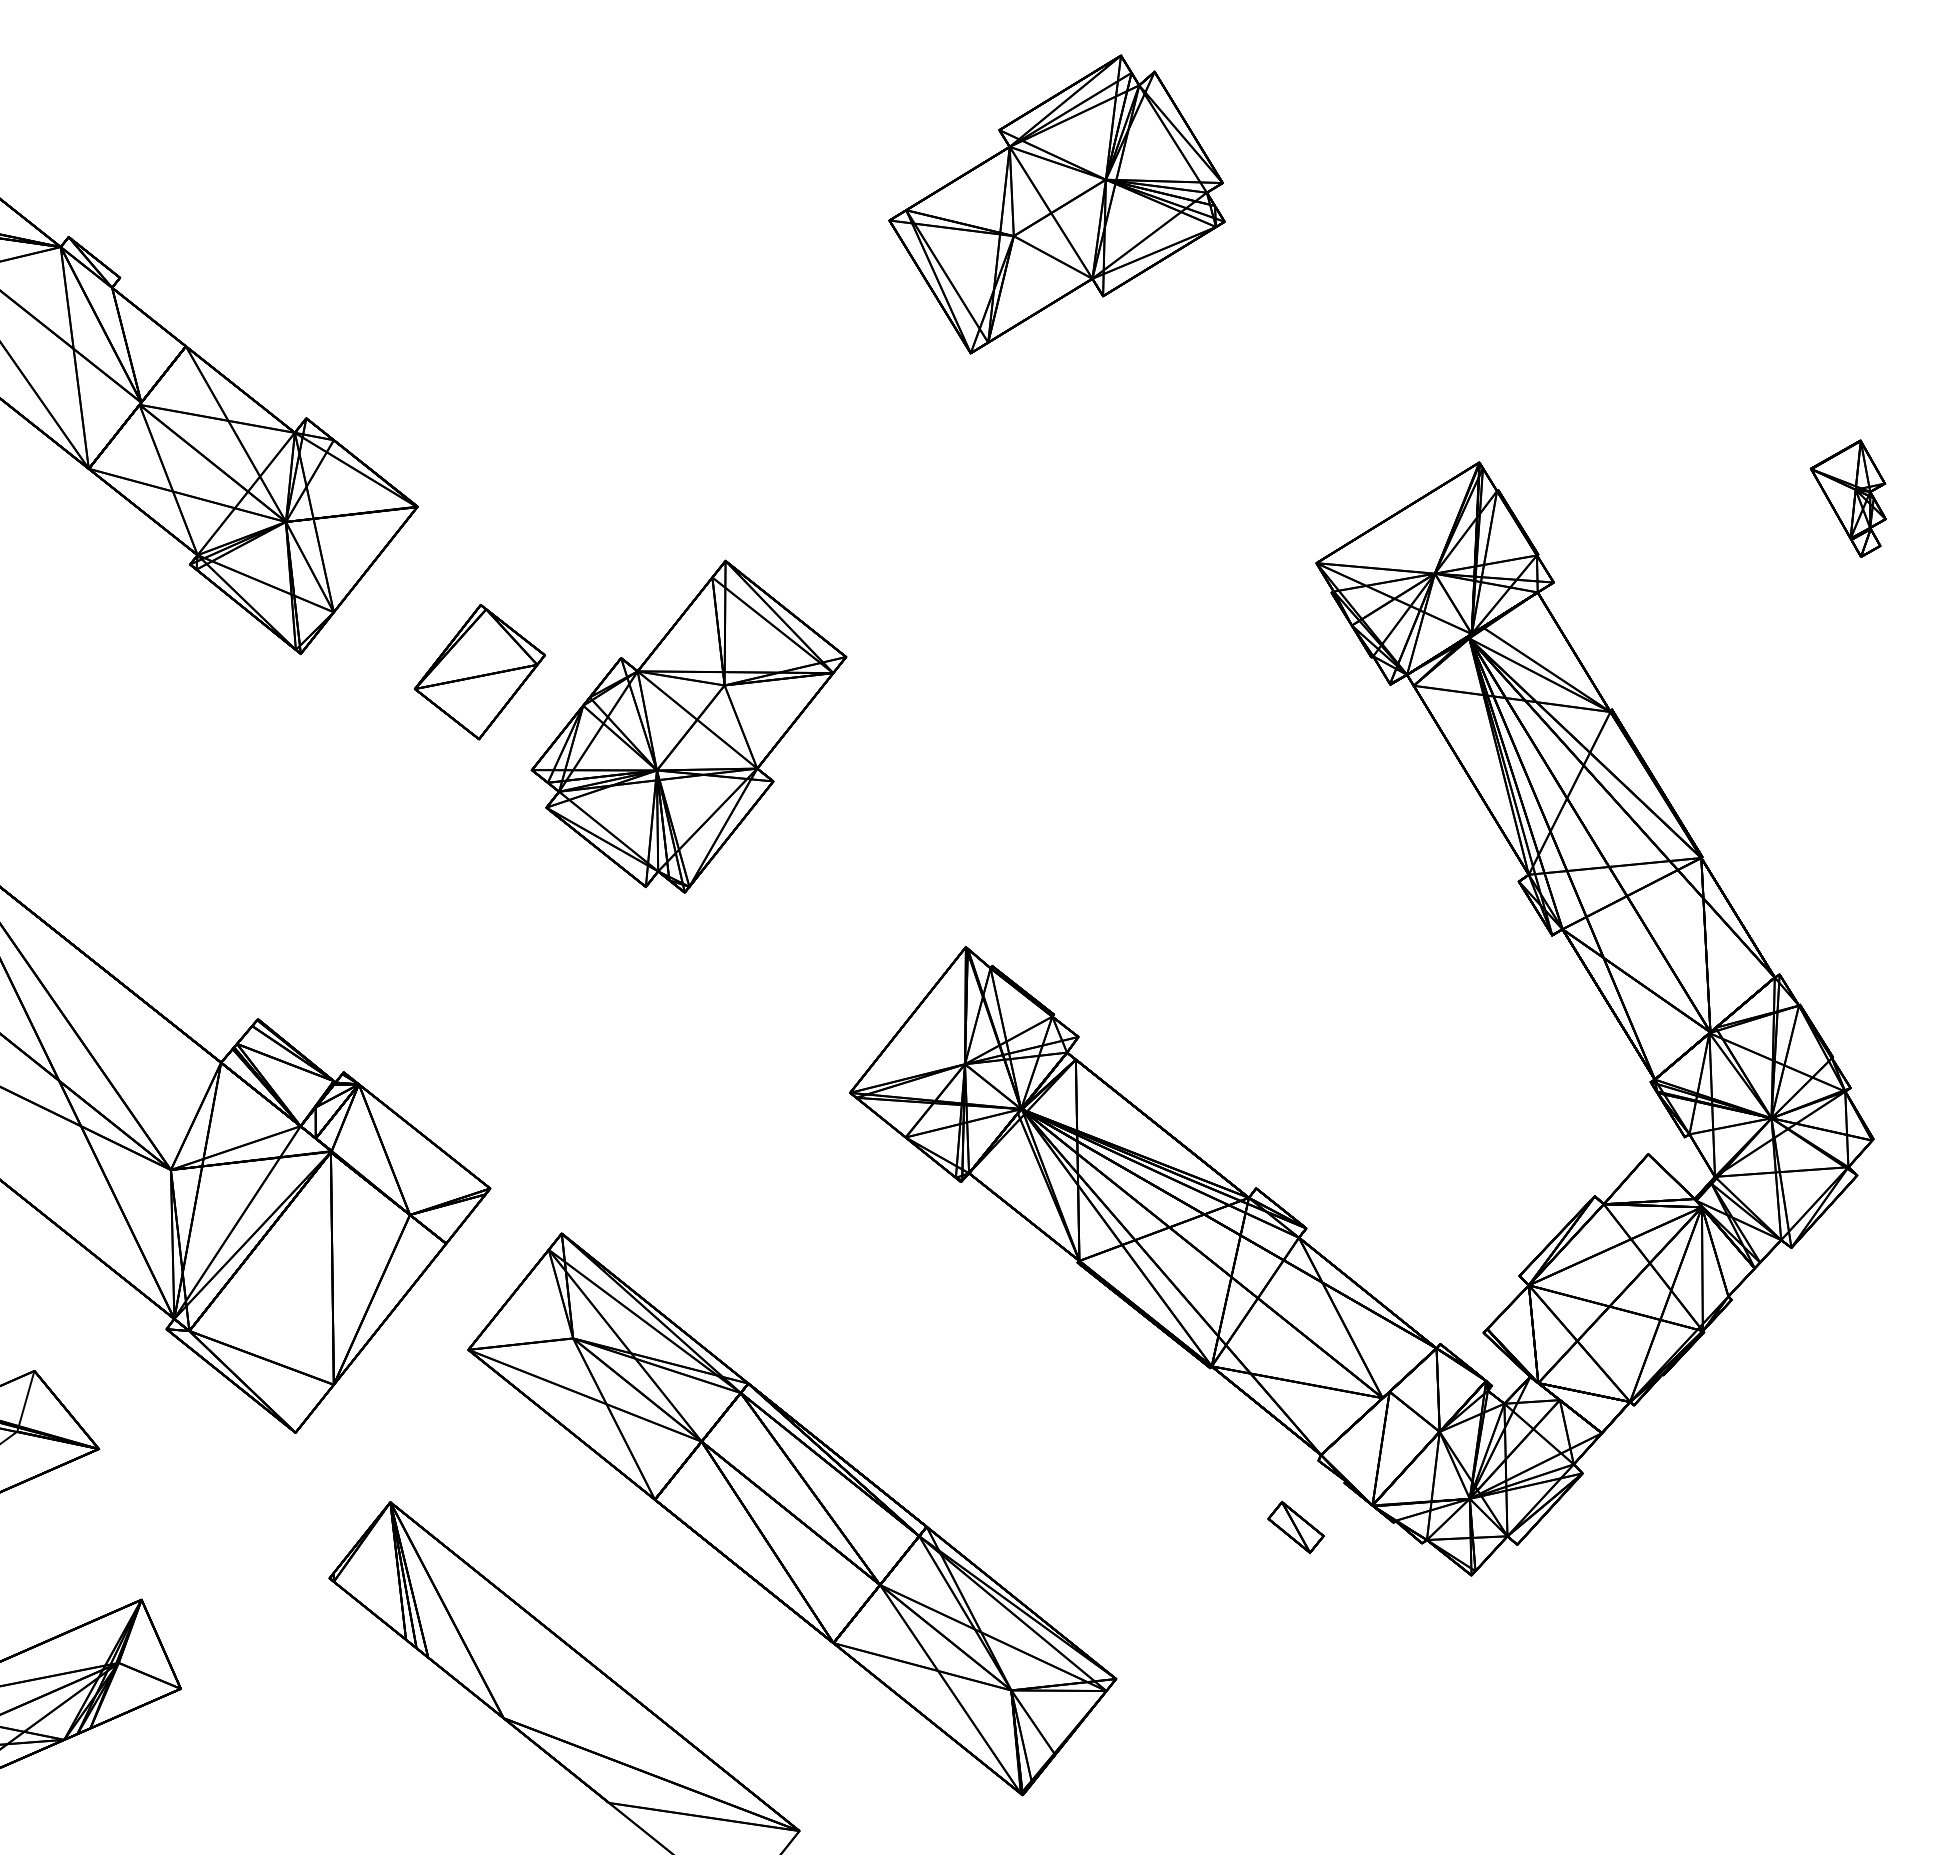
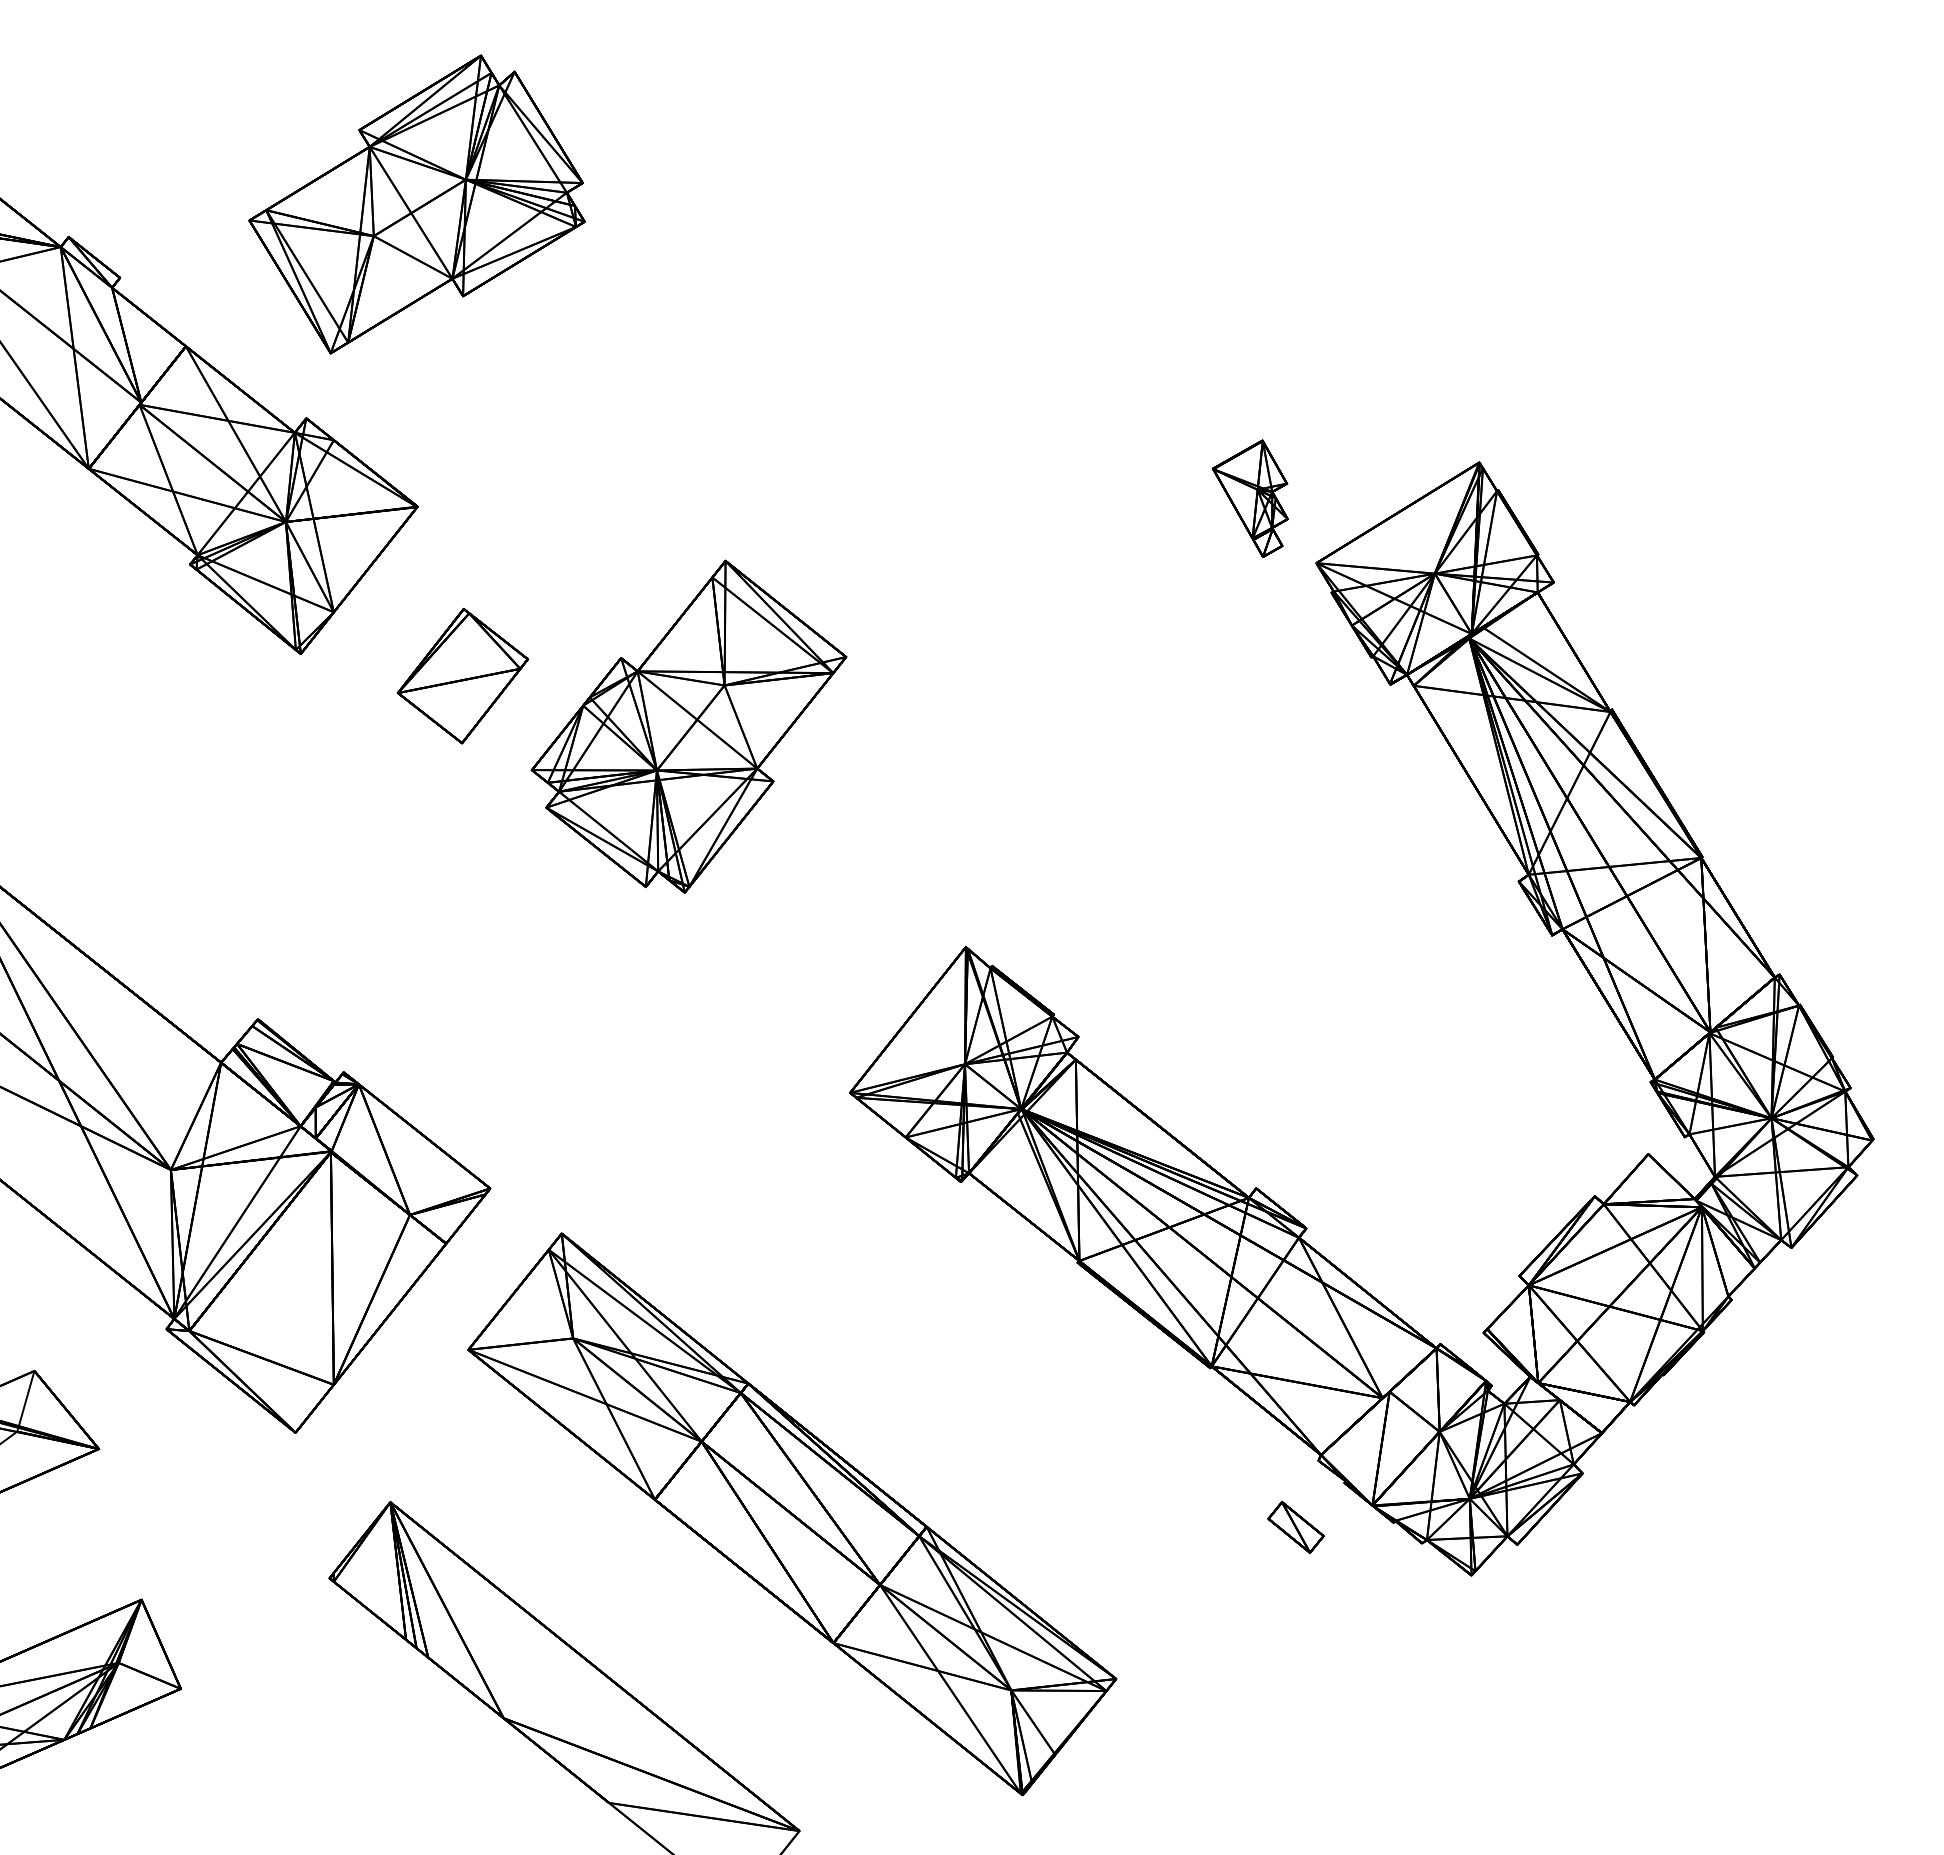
part position: (1056, 204) -> (416, 204) (416, 204)
part position: (1847, 498) -> (1249, 498) (1249, 498)
part position: (479, 672) -> (462, 676) (462, 676)
